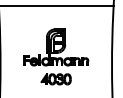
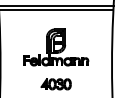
line: none -> present (57, 9)
part position: (55, 79) -> (55, 84) (55, 84)
